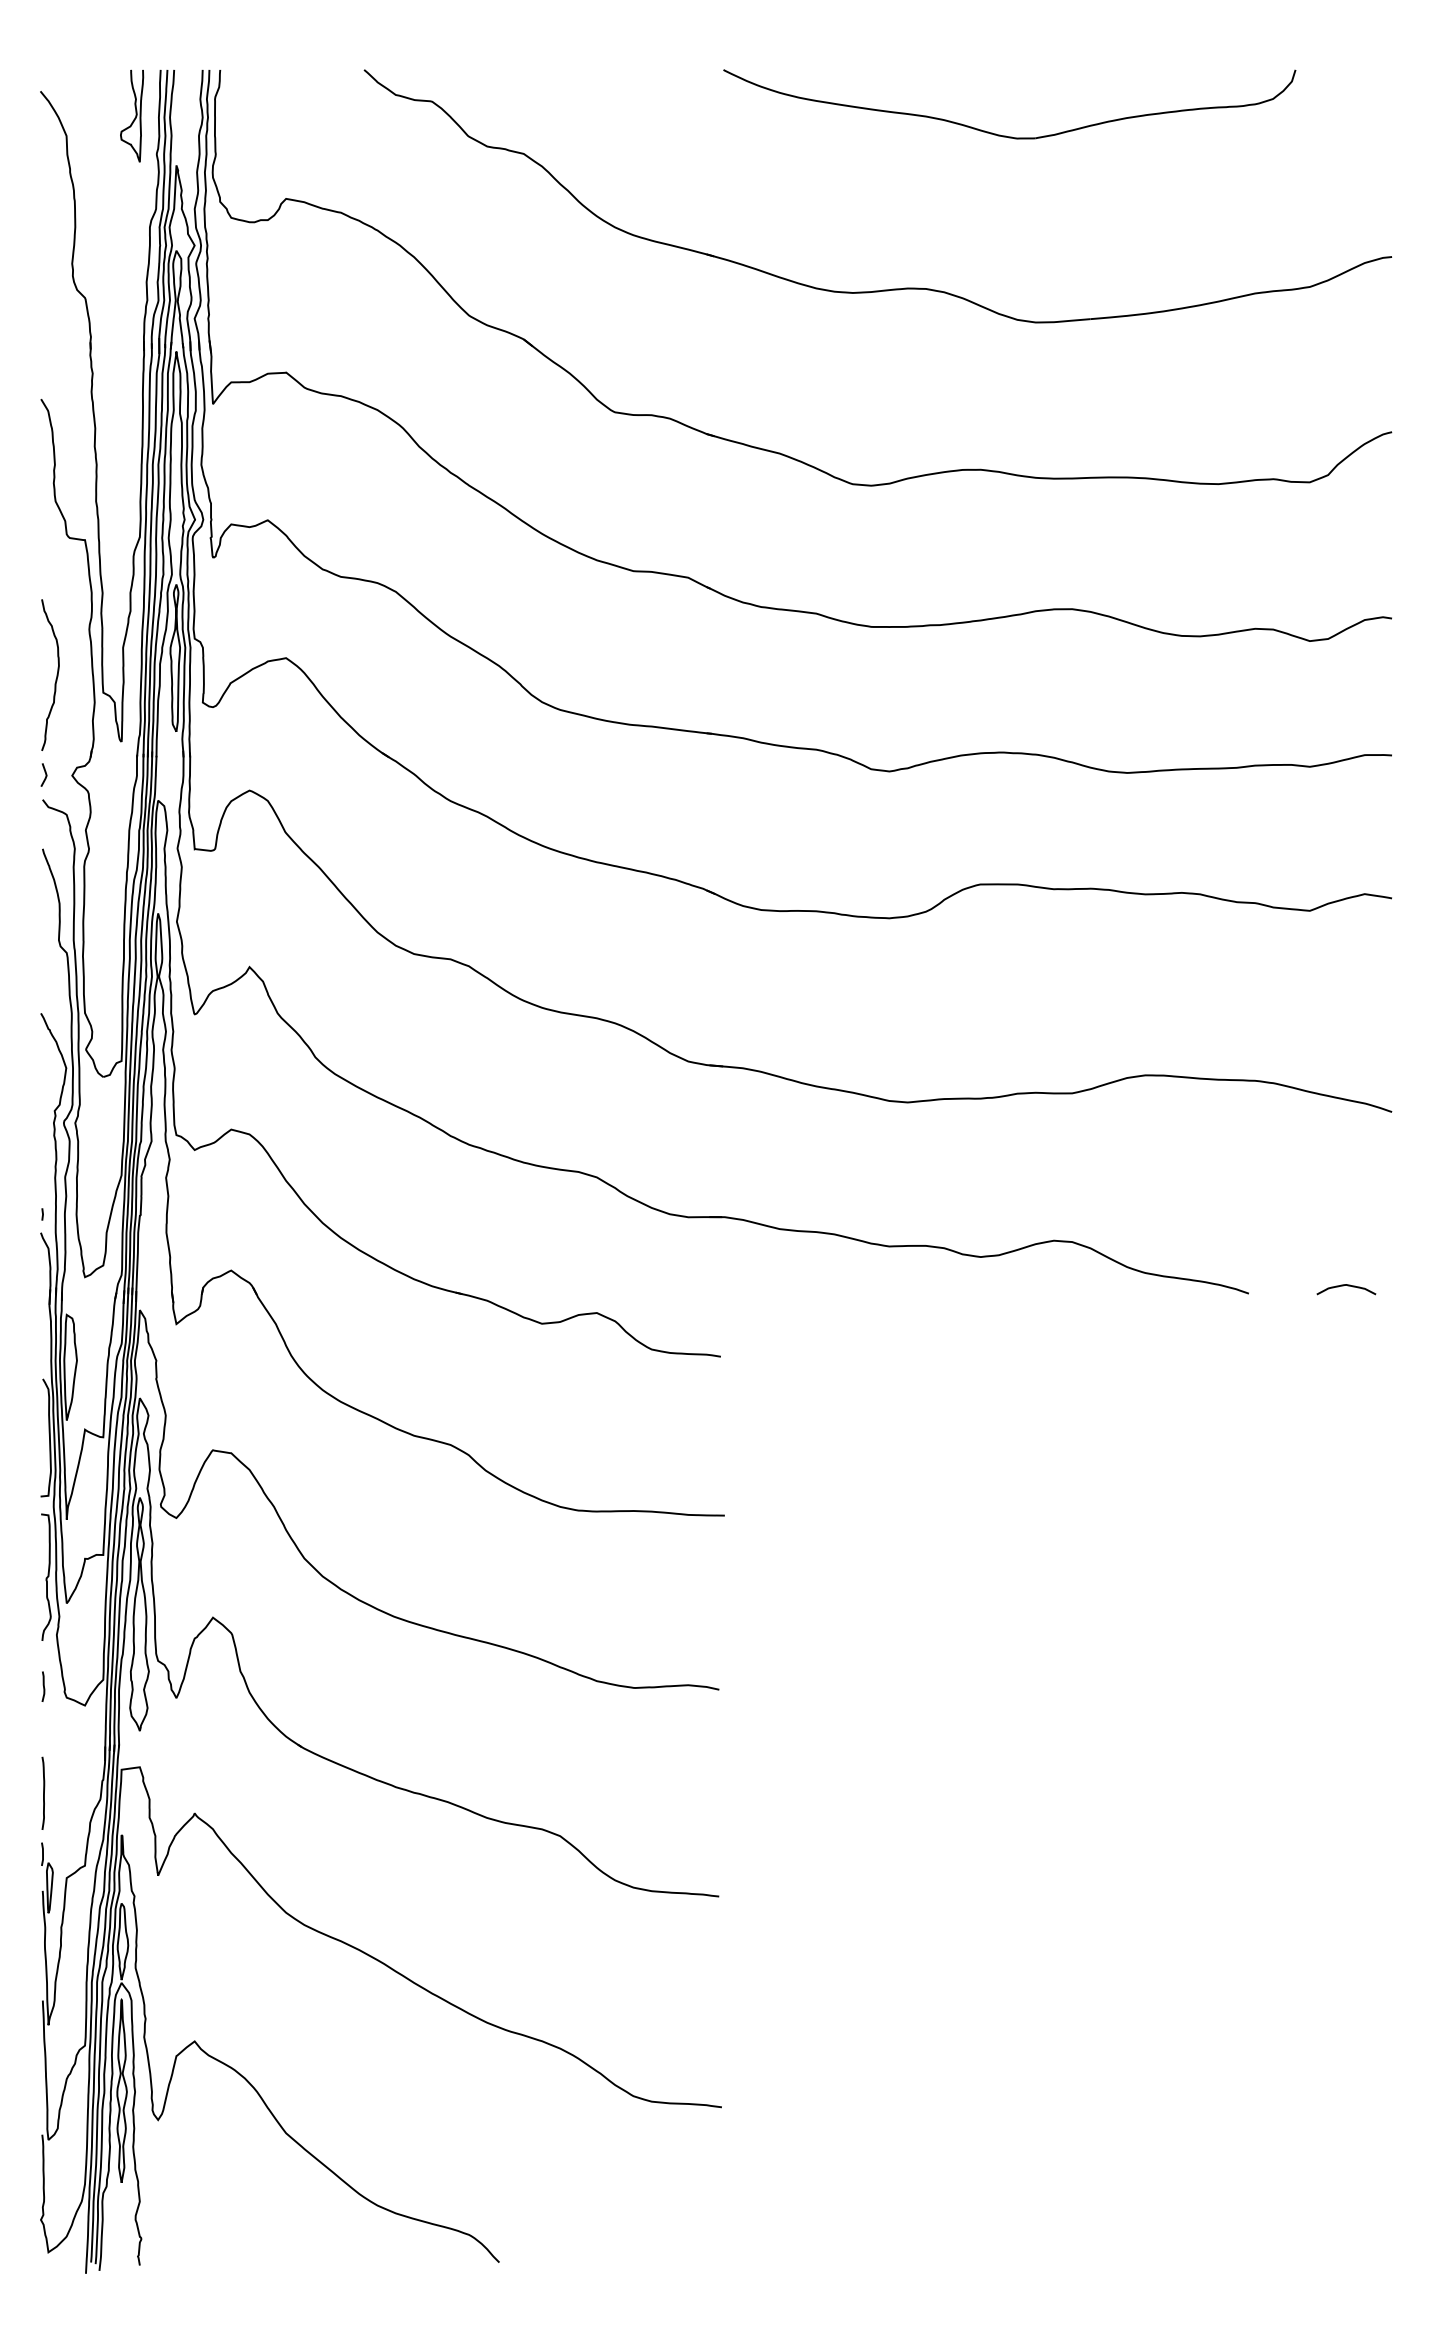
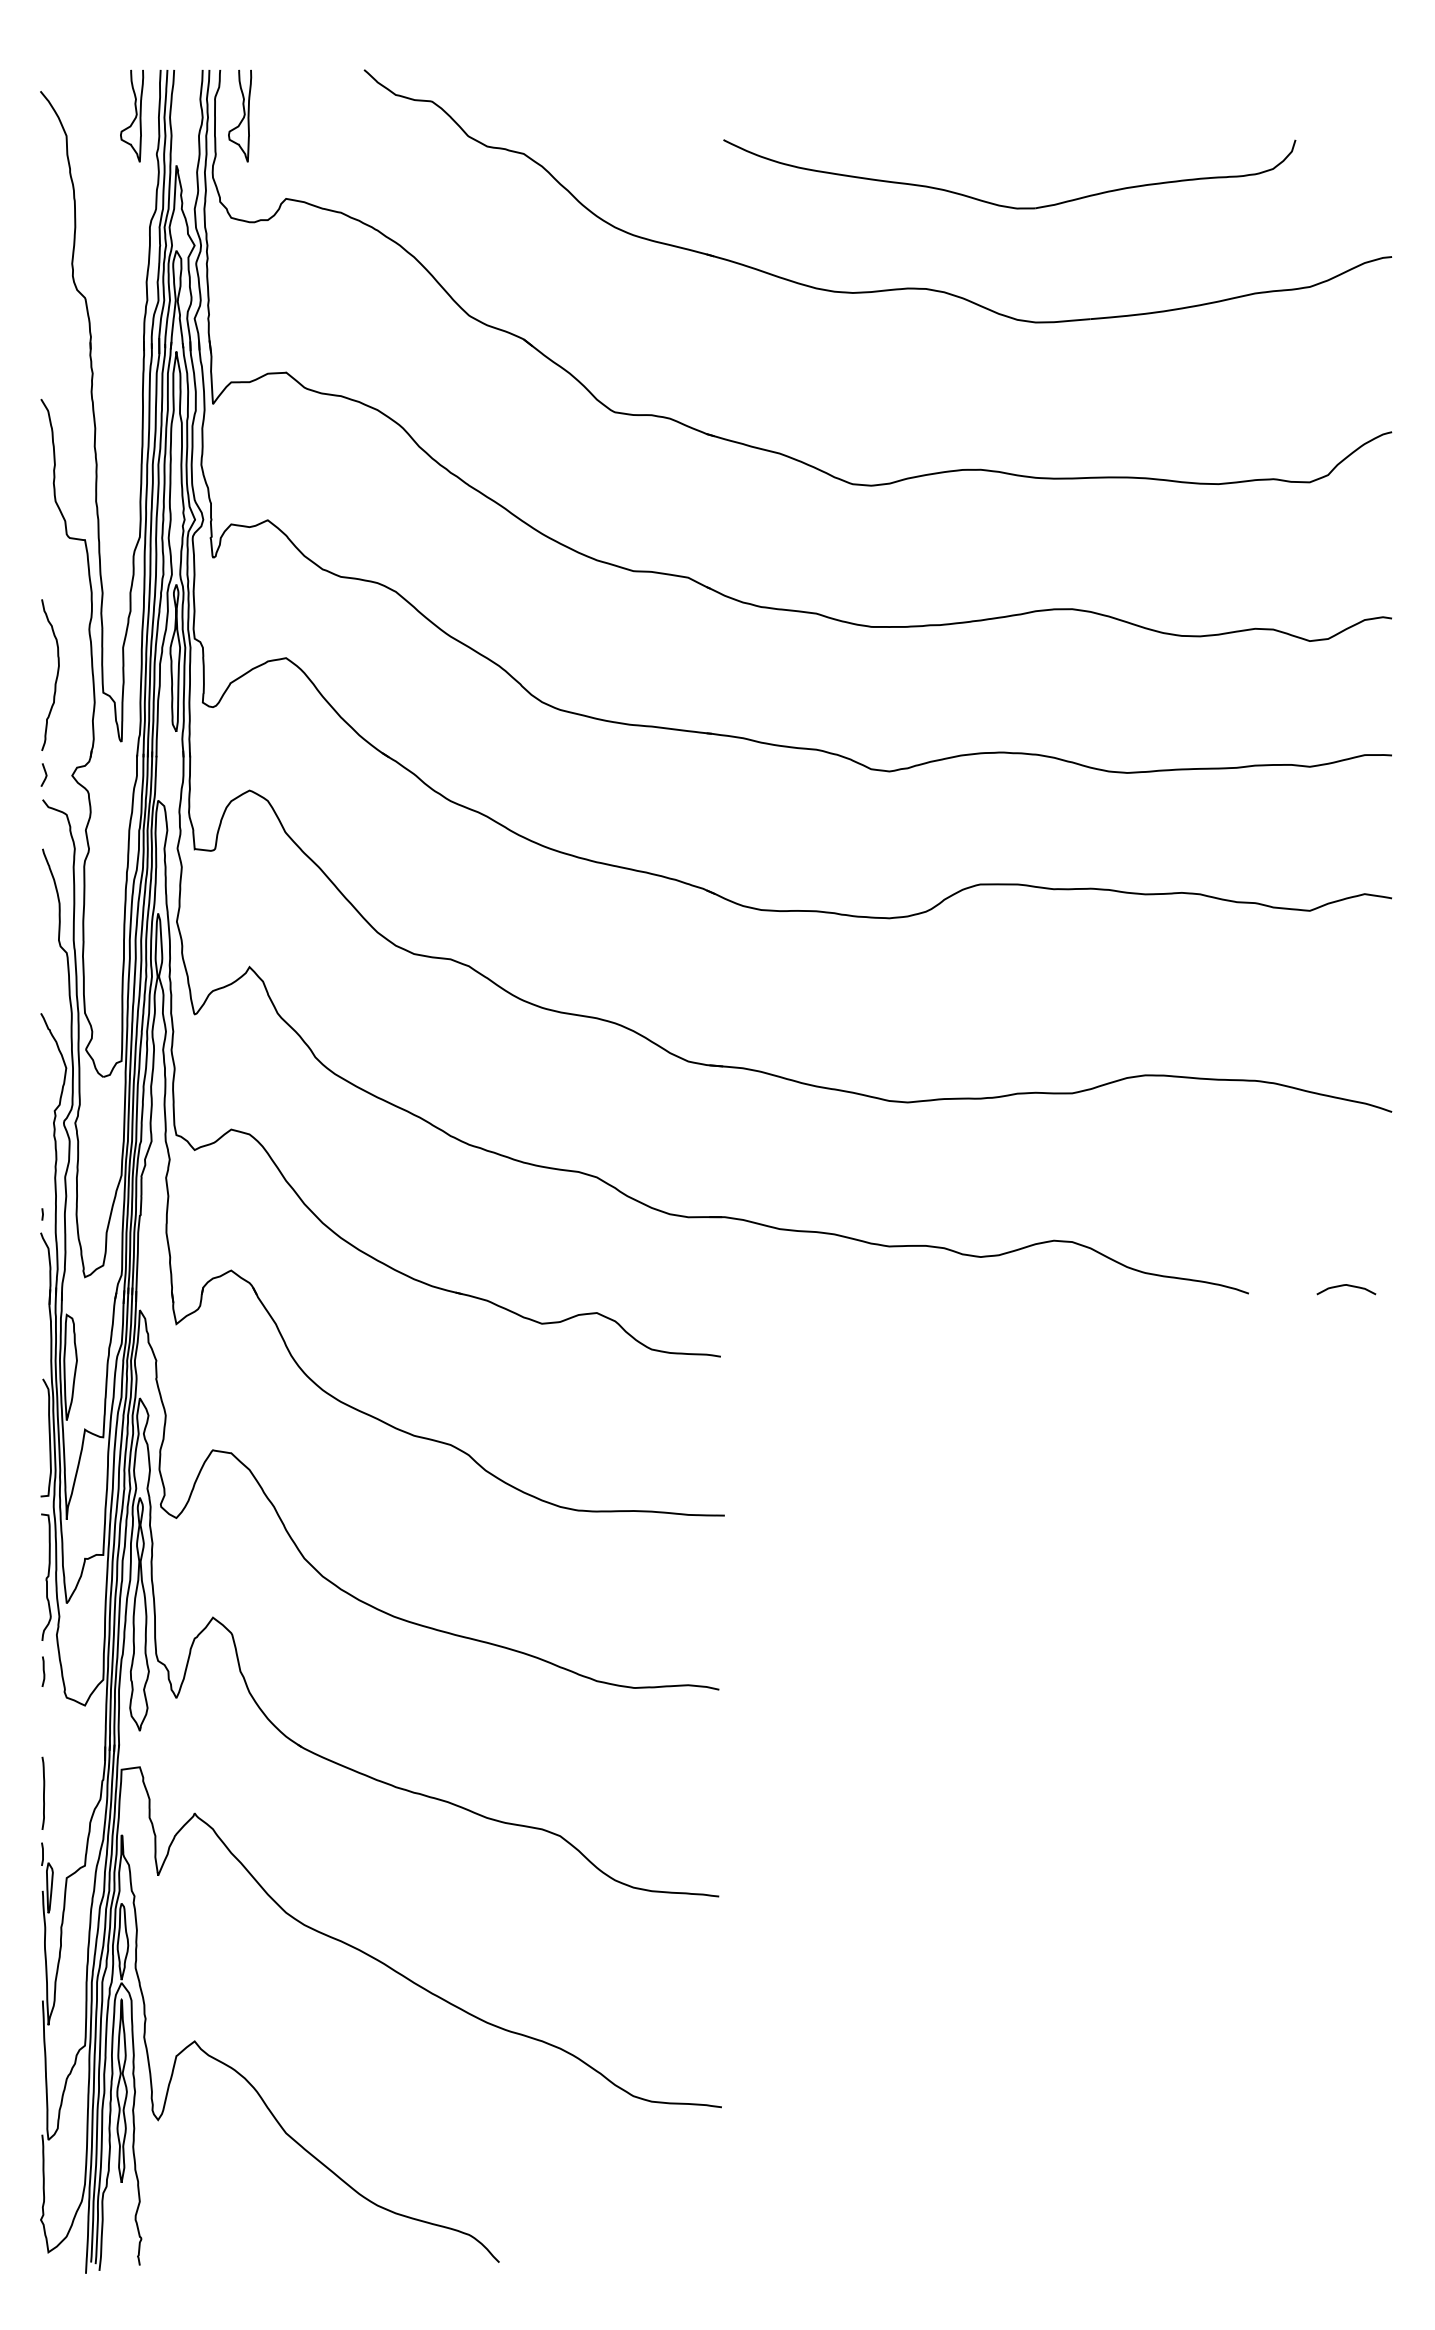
curve: none -> present (242, 117)
part position: (1006, 135) -> (1006, 205) (1006, 205)
curve position: (43, 1686) -> (43, 1671) (43, 1671)
